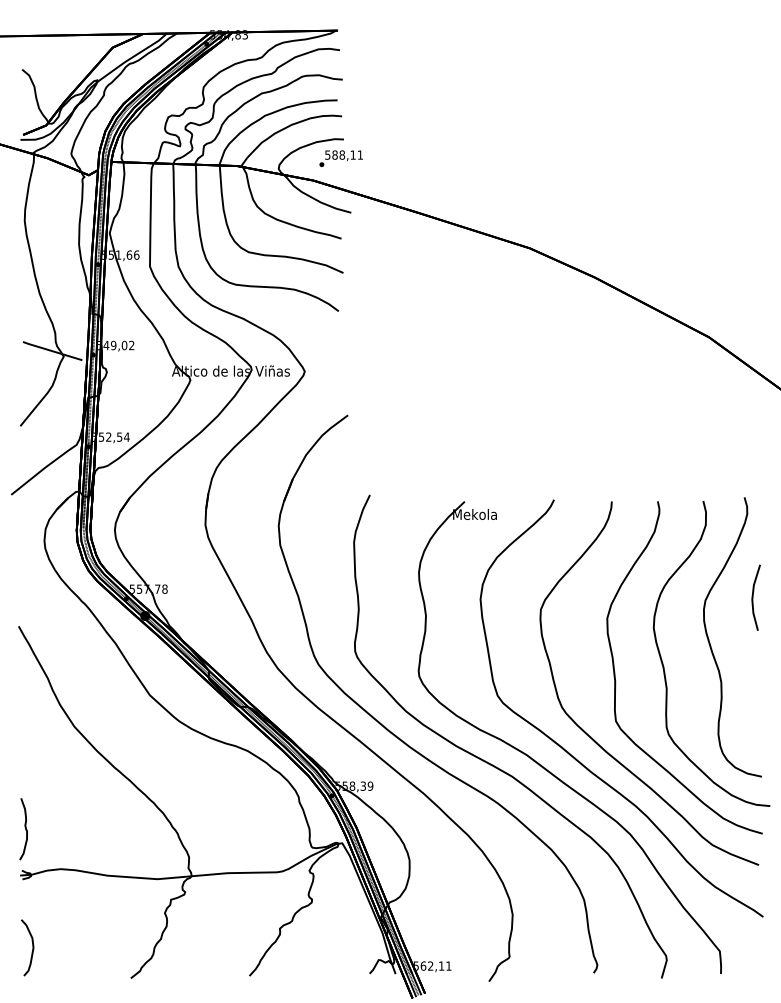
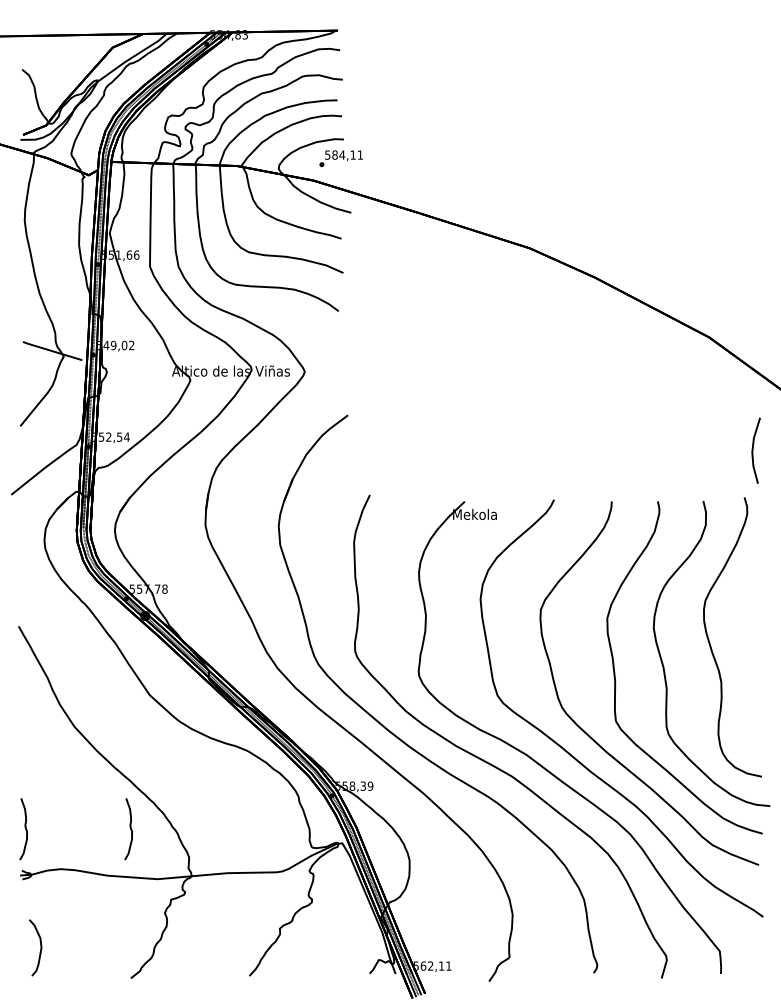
text: 588,11 -> 584,11 (341, 154)
line position: (753, 597) -> (753, 450) (753, 450)
curve: none -> present (130, 829)
curve position: (32, 947) -> (40, 947) (40, 947)
